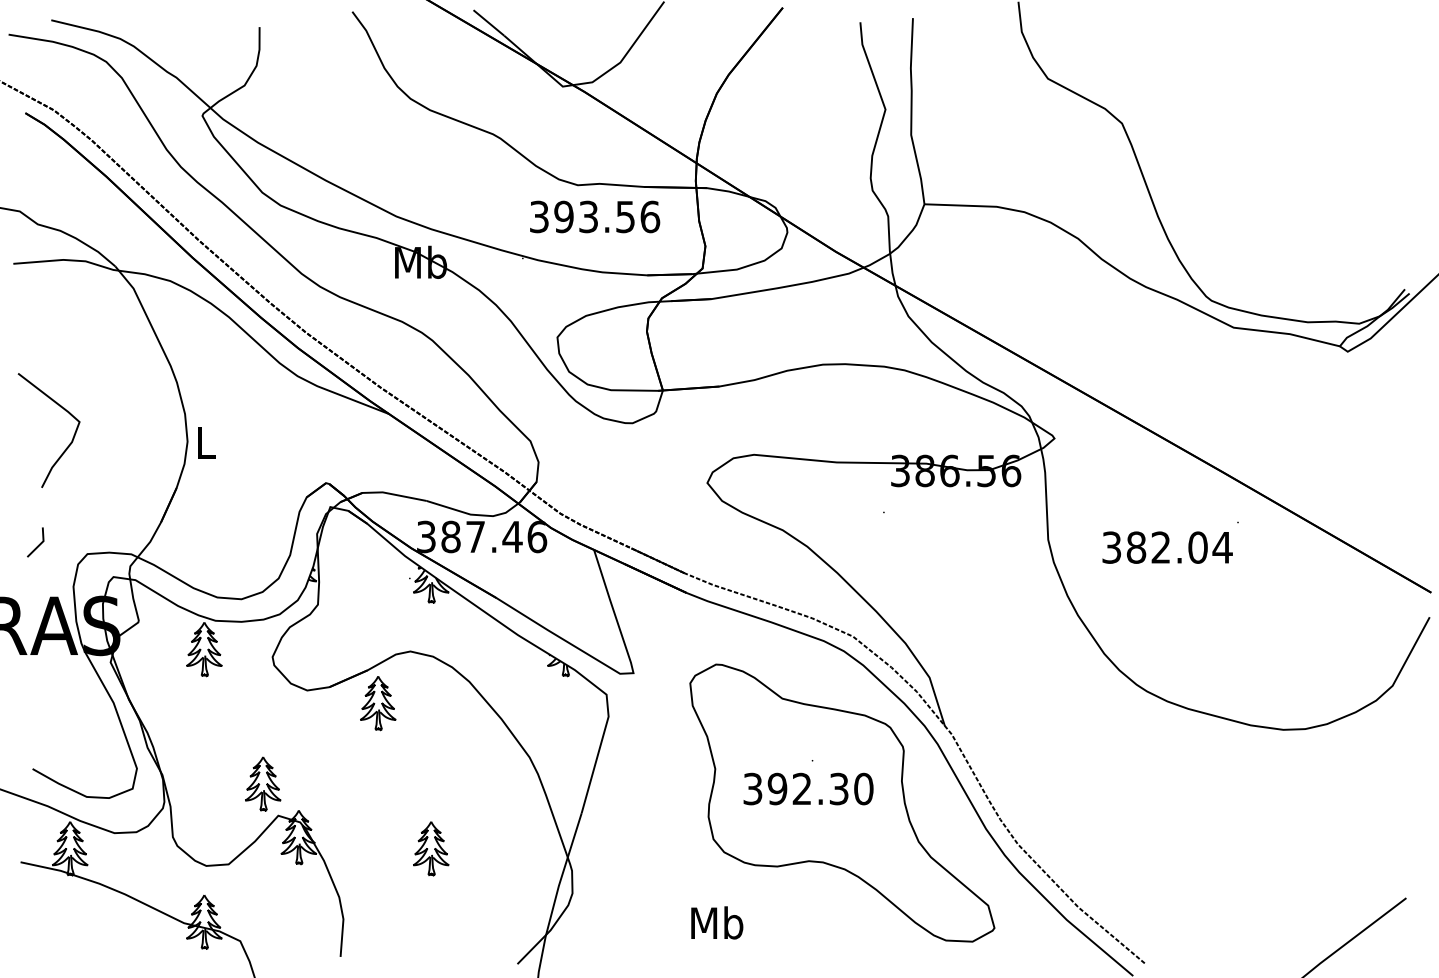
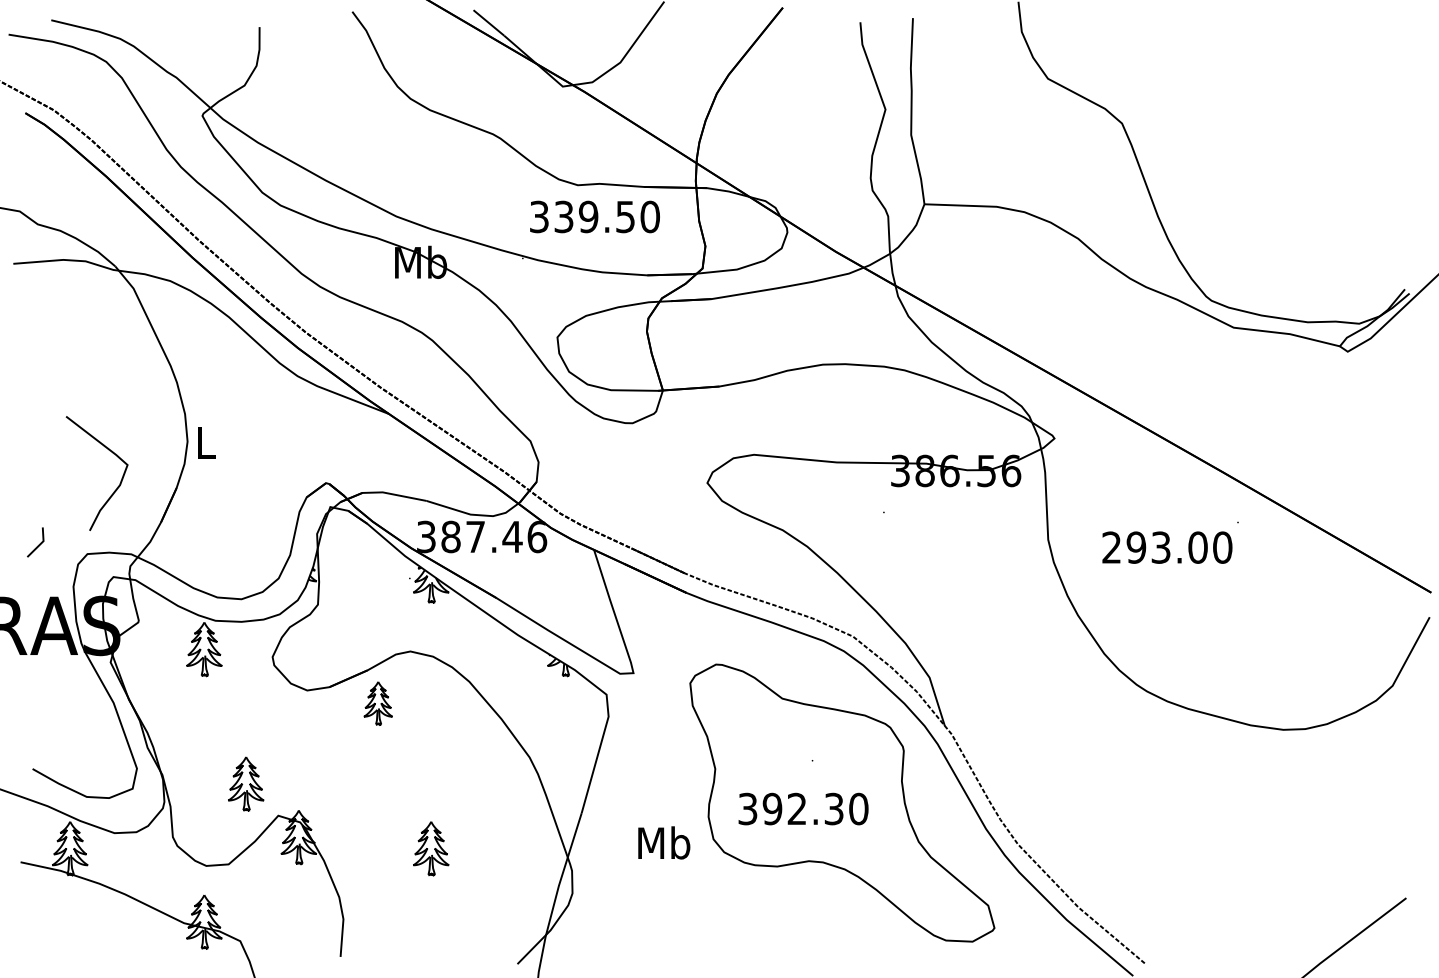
text: 393.56 -> 339.50 (607, 216)
curve position: (69, 443) -> (117, 486) (117, 486)
text: 382.04 -> 293.00 (1167, 547)
part size: 37x56 px -> 30x45 px (377, 703)
part position: (263, 783) -> (246, 783) (246, 783)
text position: (808, 788) -> (803, 808) (803, 808)
text position: (717, 922) -> (664, 842) (664, 842)
